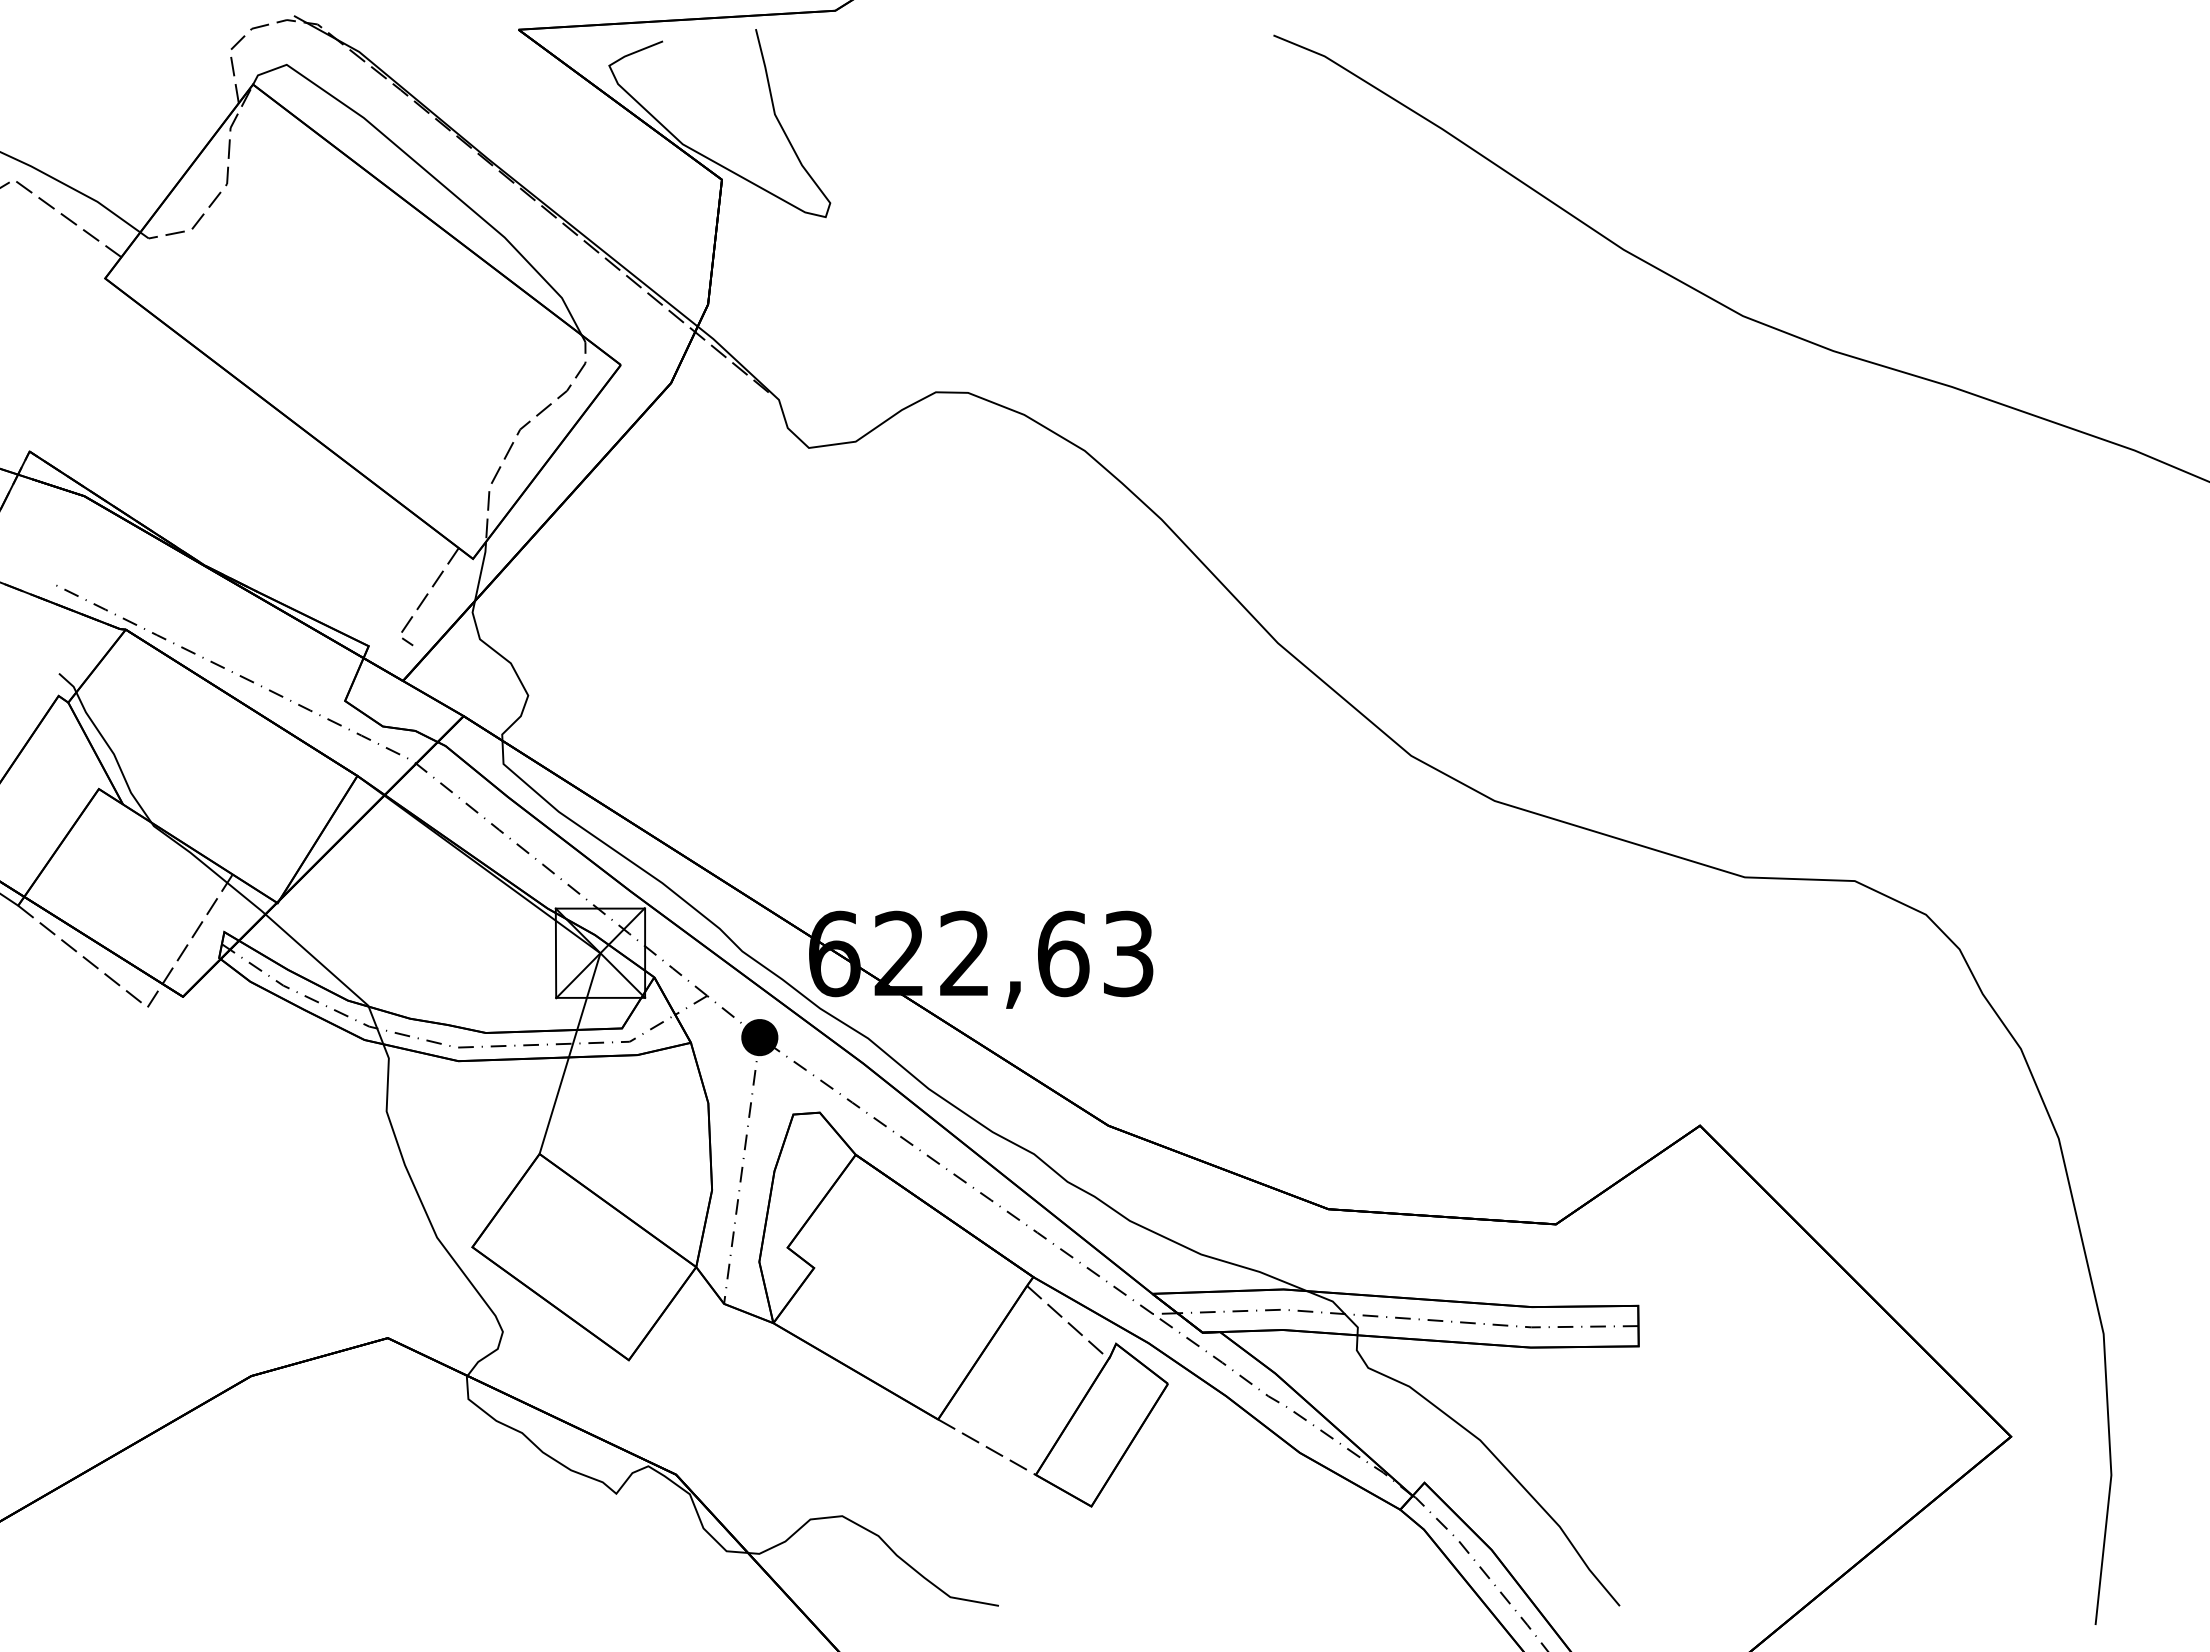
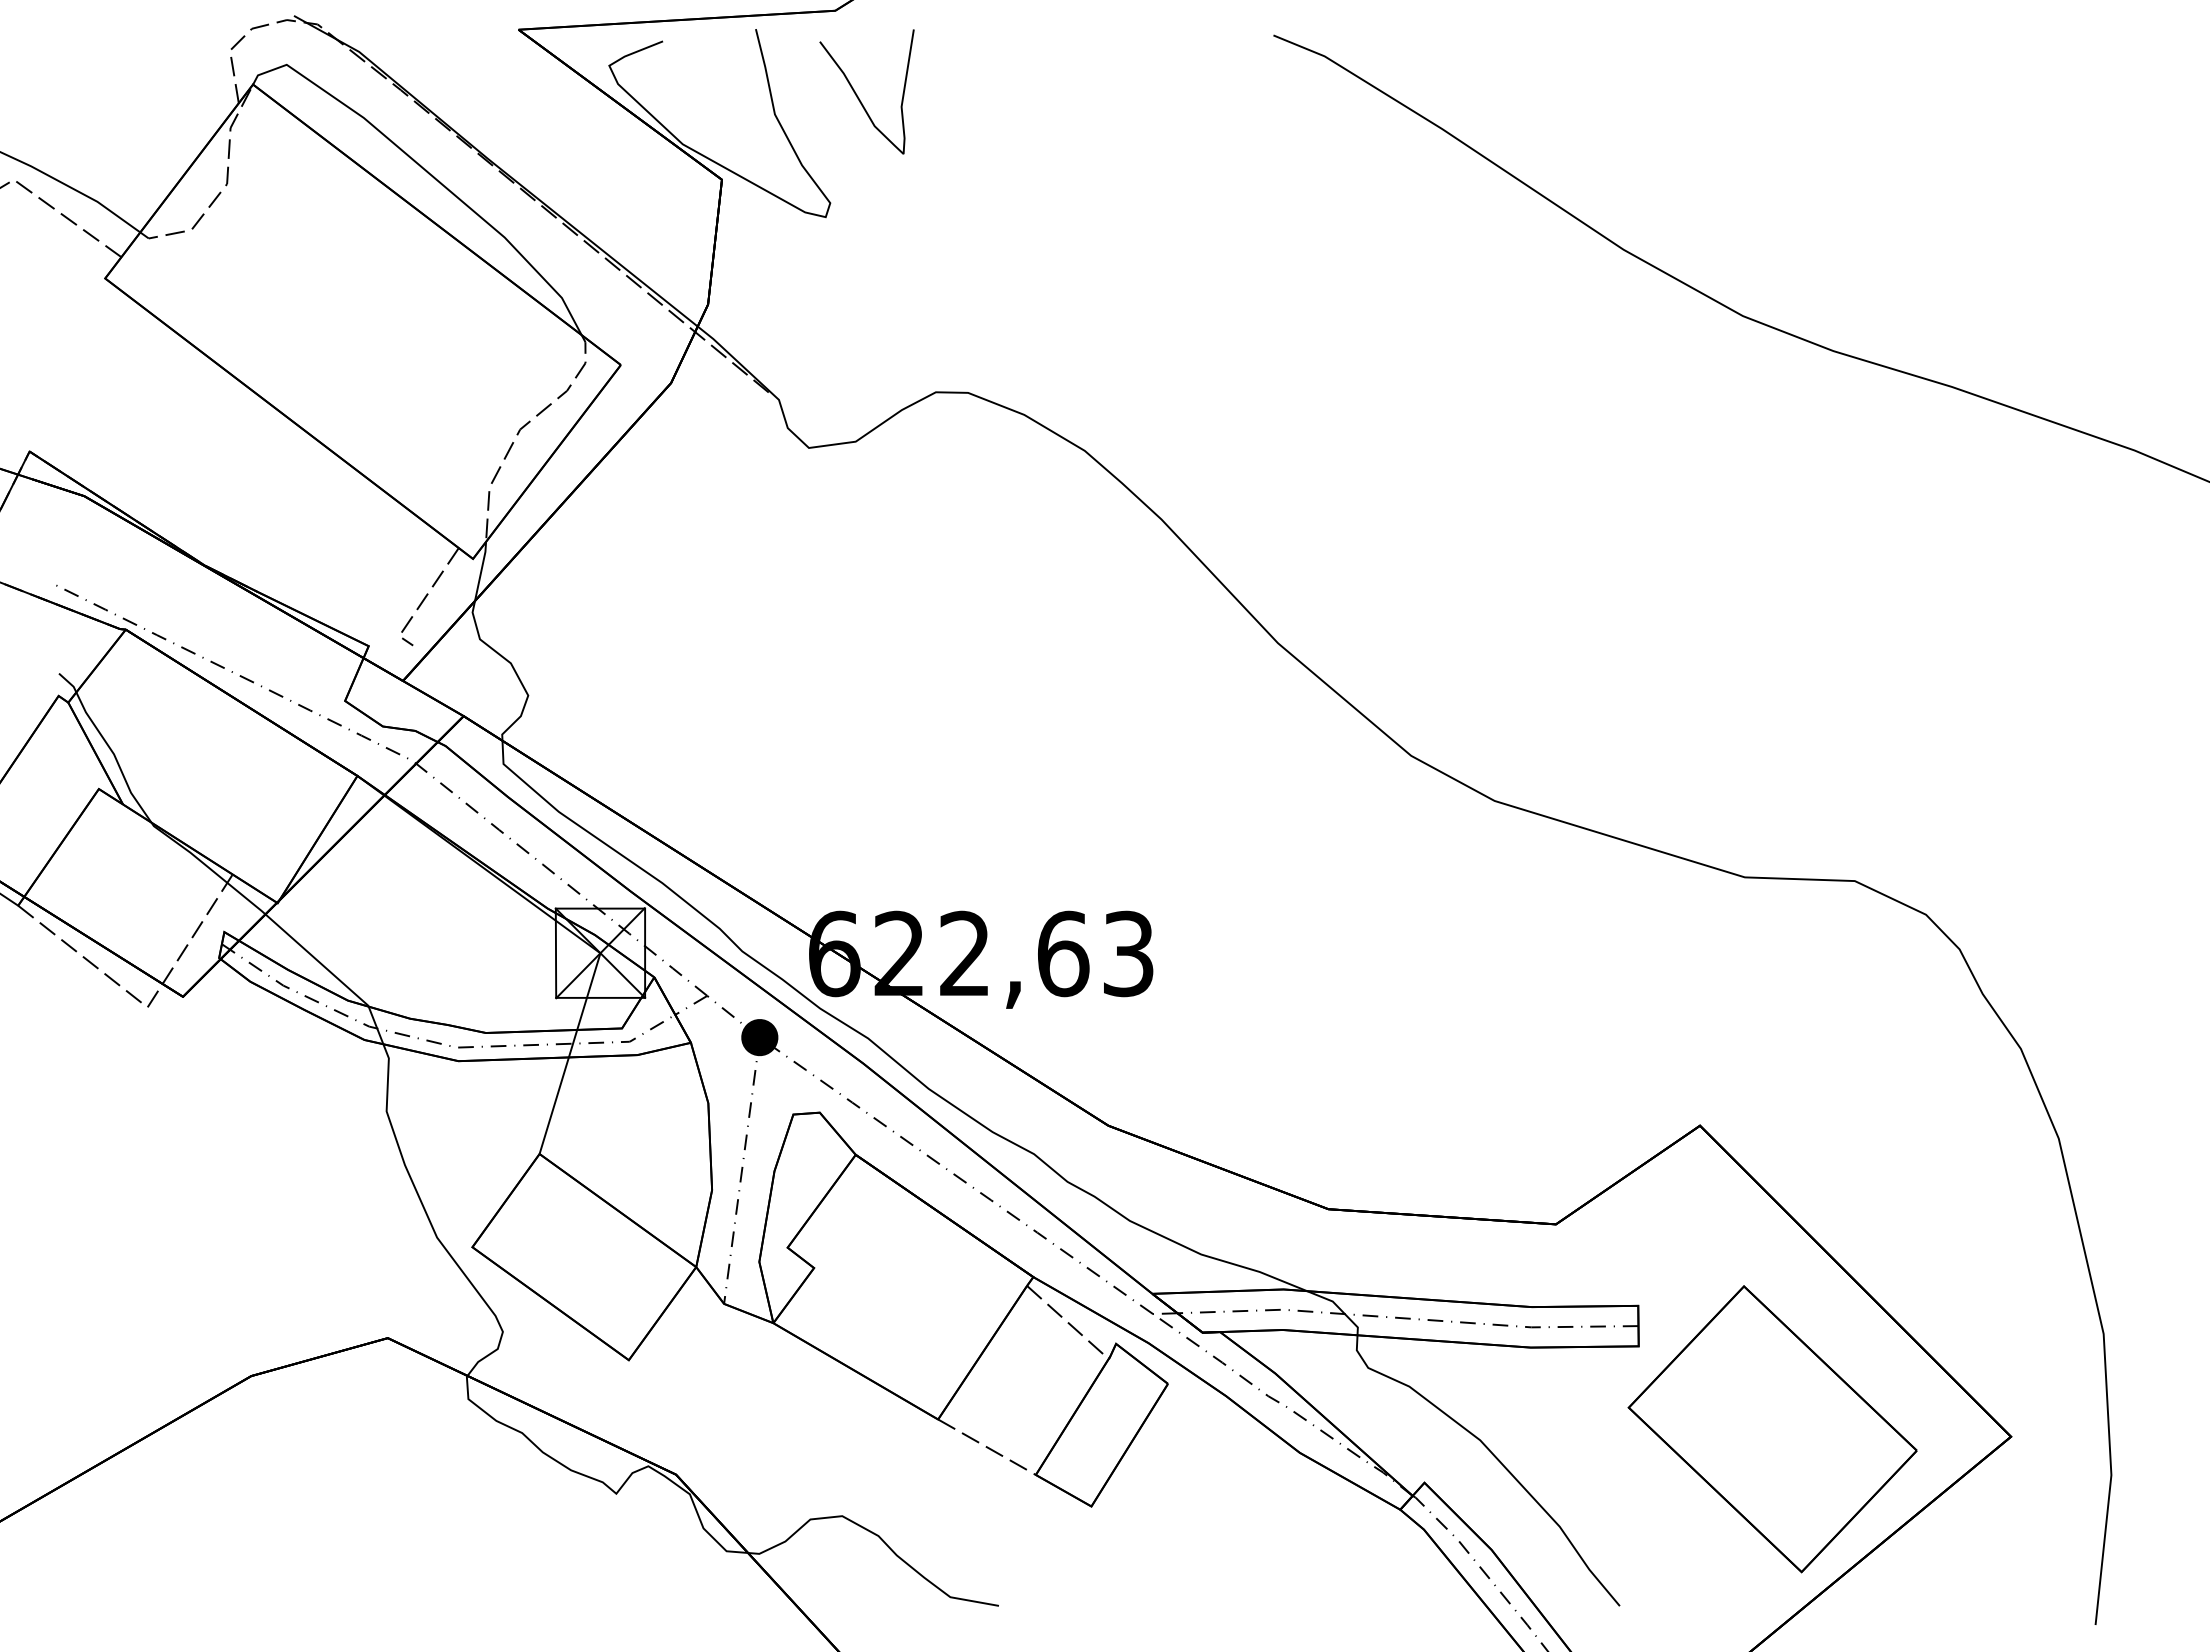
curve: none -> present (858, 96)
part: none -> present (1772, 1429)
